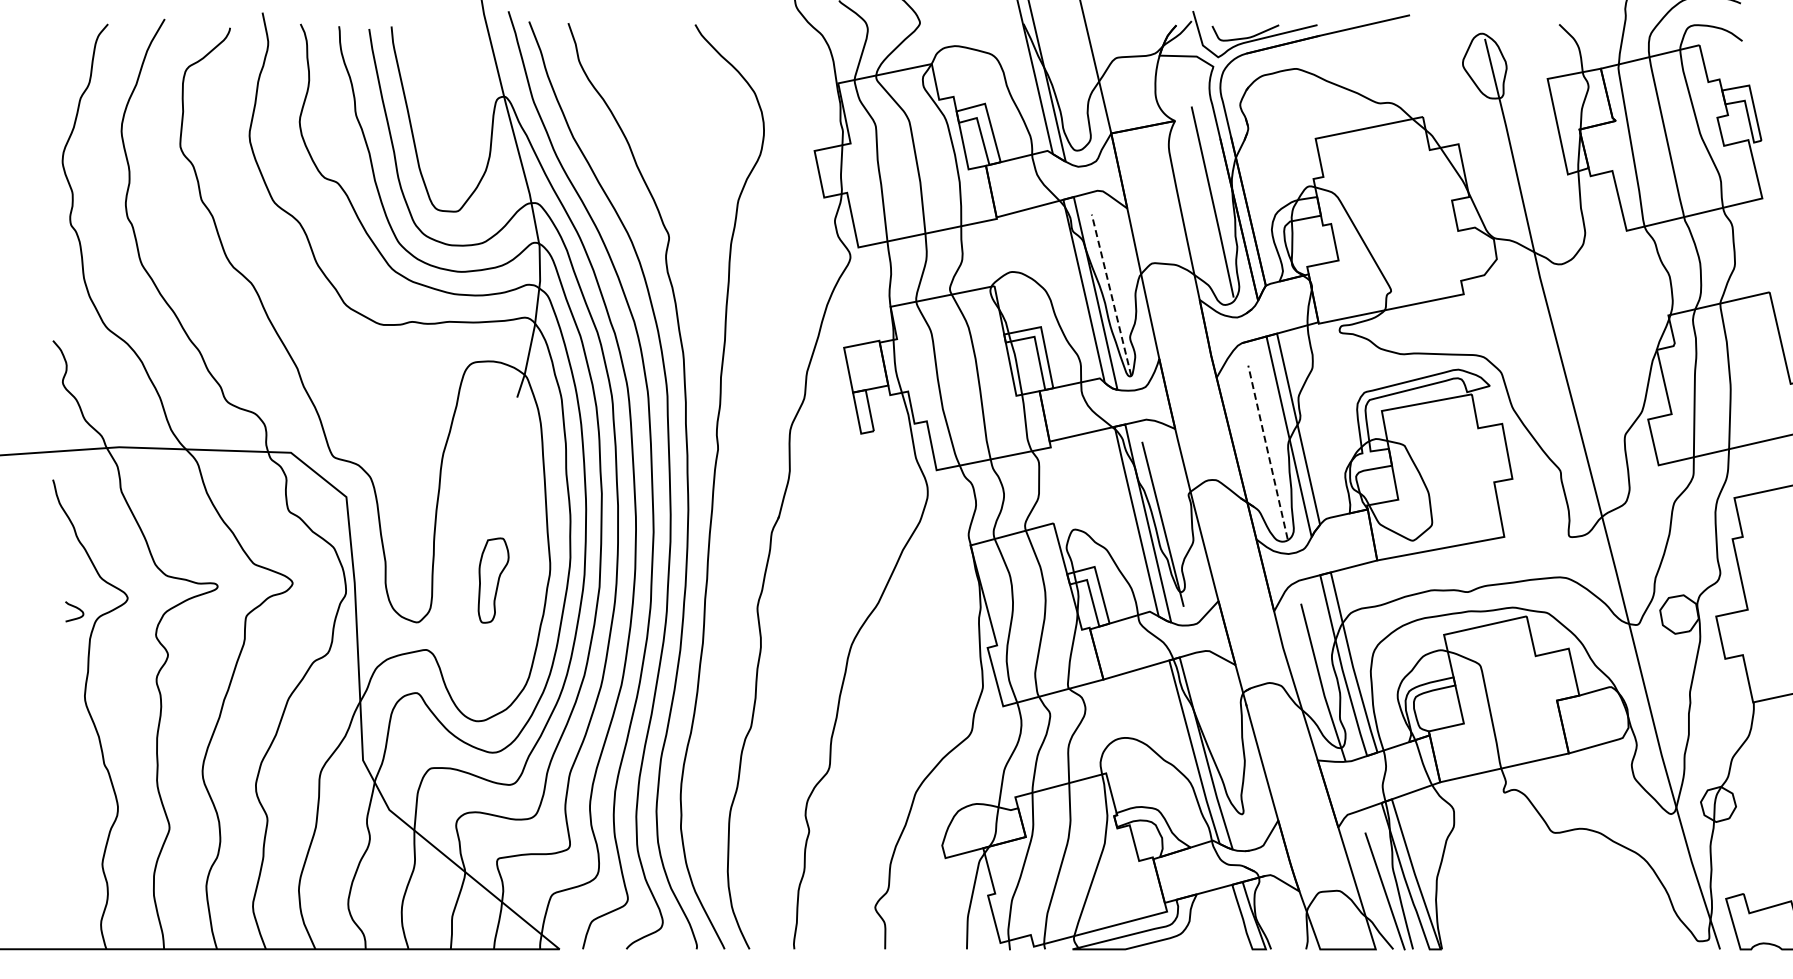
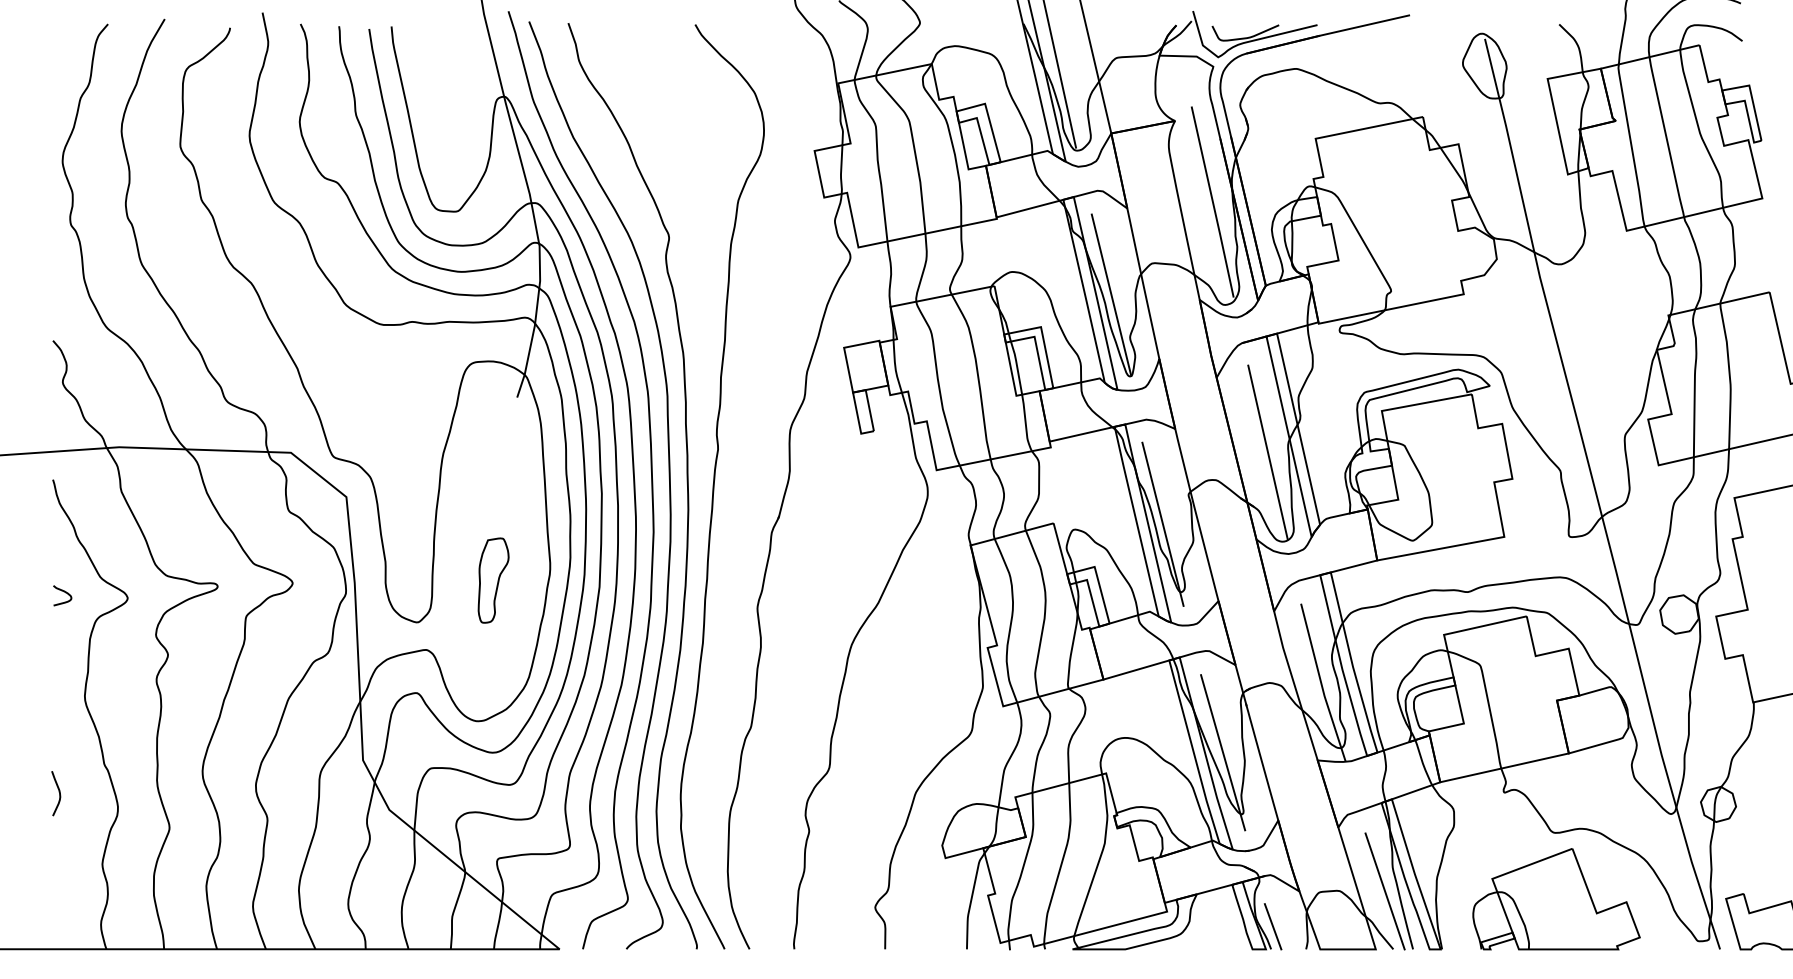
line: none -> present (1060, 74)
line: dashed -> solid (1111, 294)
line: dashed -> solid (1267, 452)
curve position: (76, 608) -> (64, 592) (64, 592)
line: none -> present (1223, 752)
curve: none -> present (58, 792)
part: none -> present (1556, 899)
line: none -> present (1272, 926)
